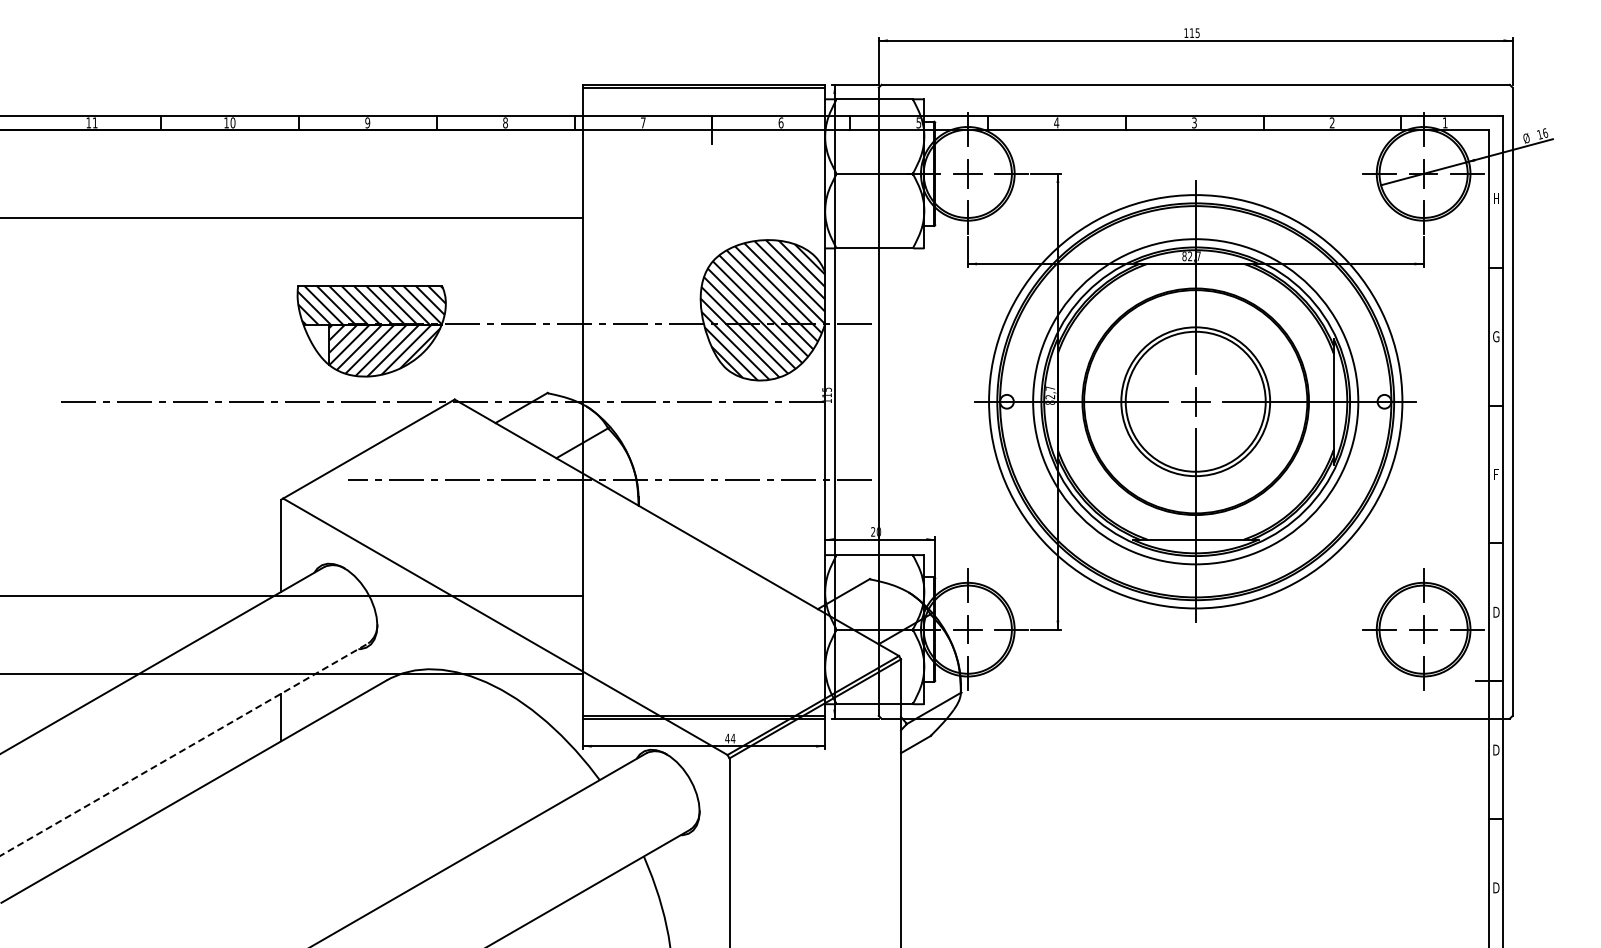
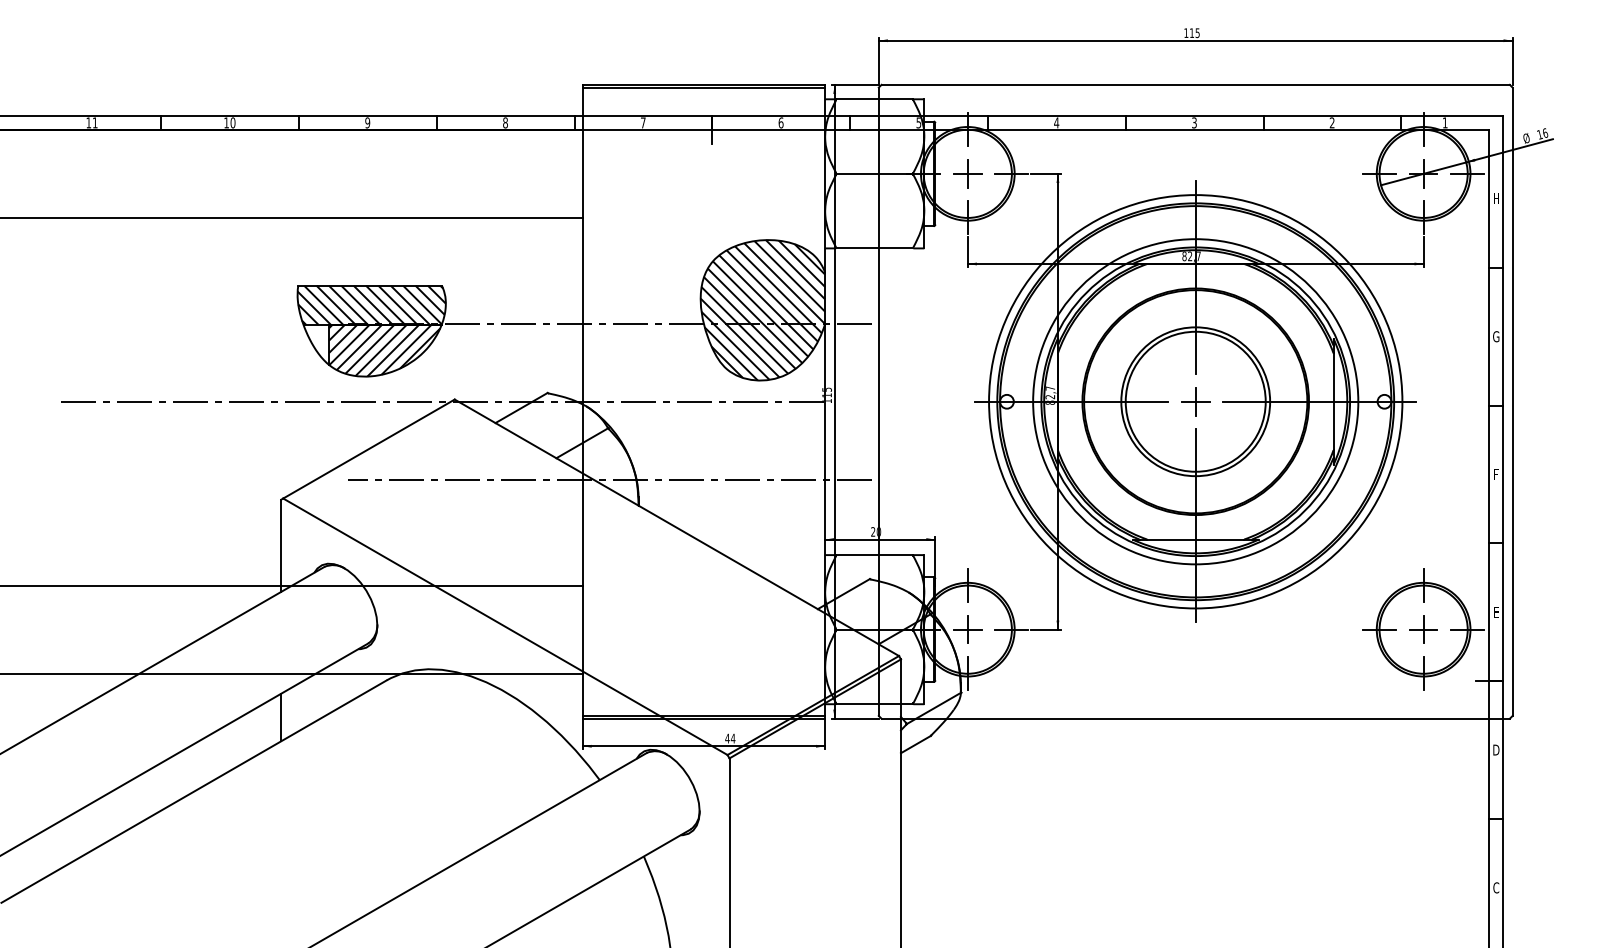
line position: (292, 595) -> (292, 585) (292, 585)
text: D -> E (1496, 611)
line: dashed -> solid (184, 749)
text: D -> C (1496, 887)
